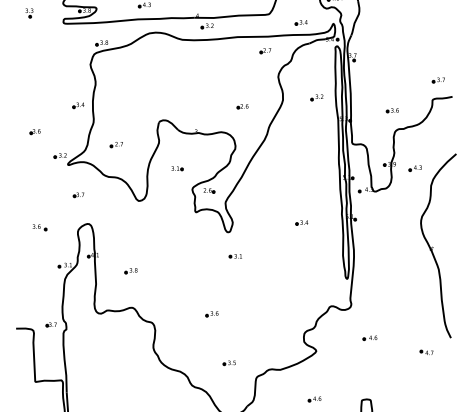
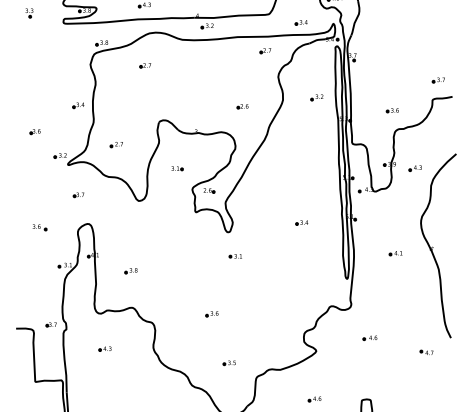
part: none -> present (145, 65)
part: none -> present (395, 253)
part: none -> present (104, 348)
